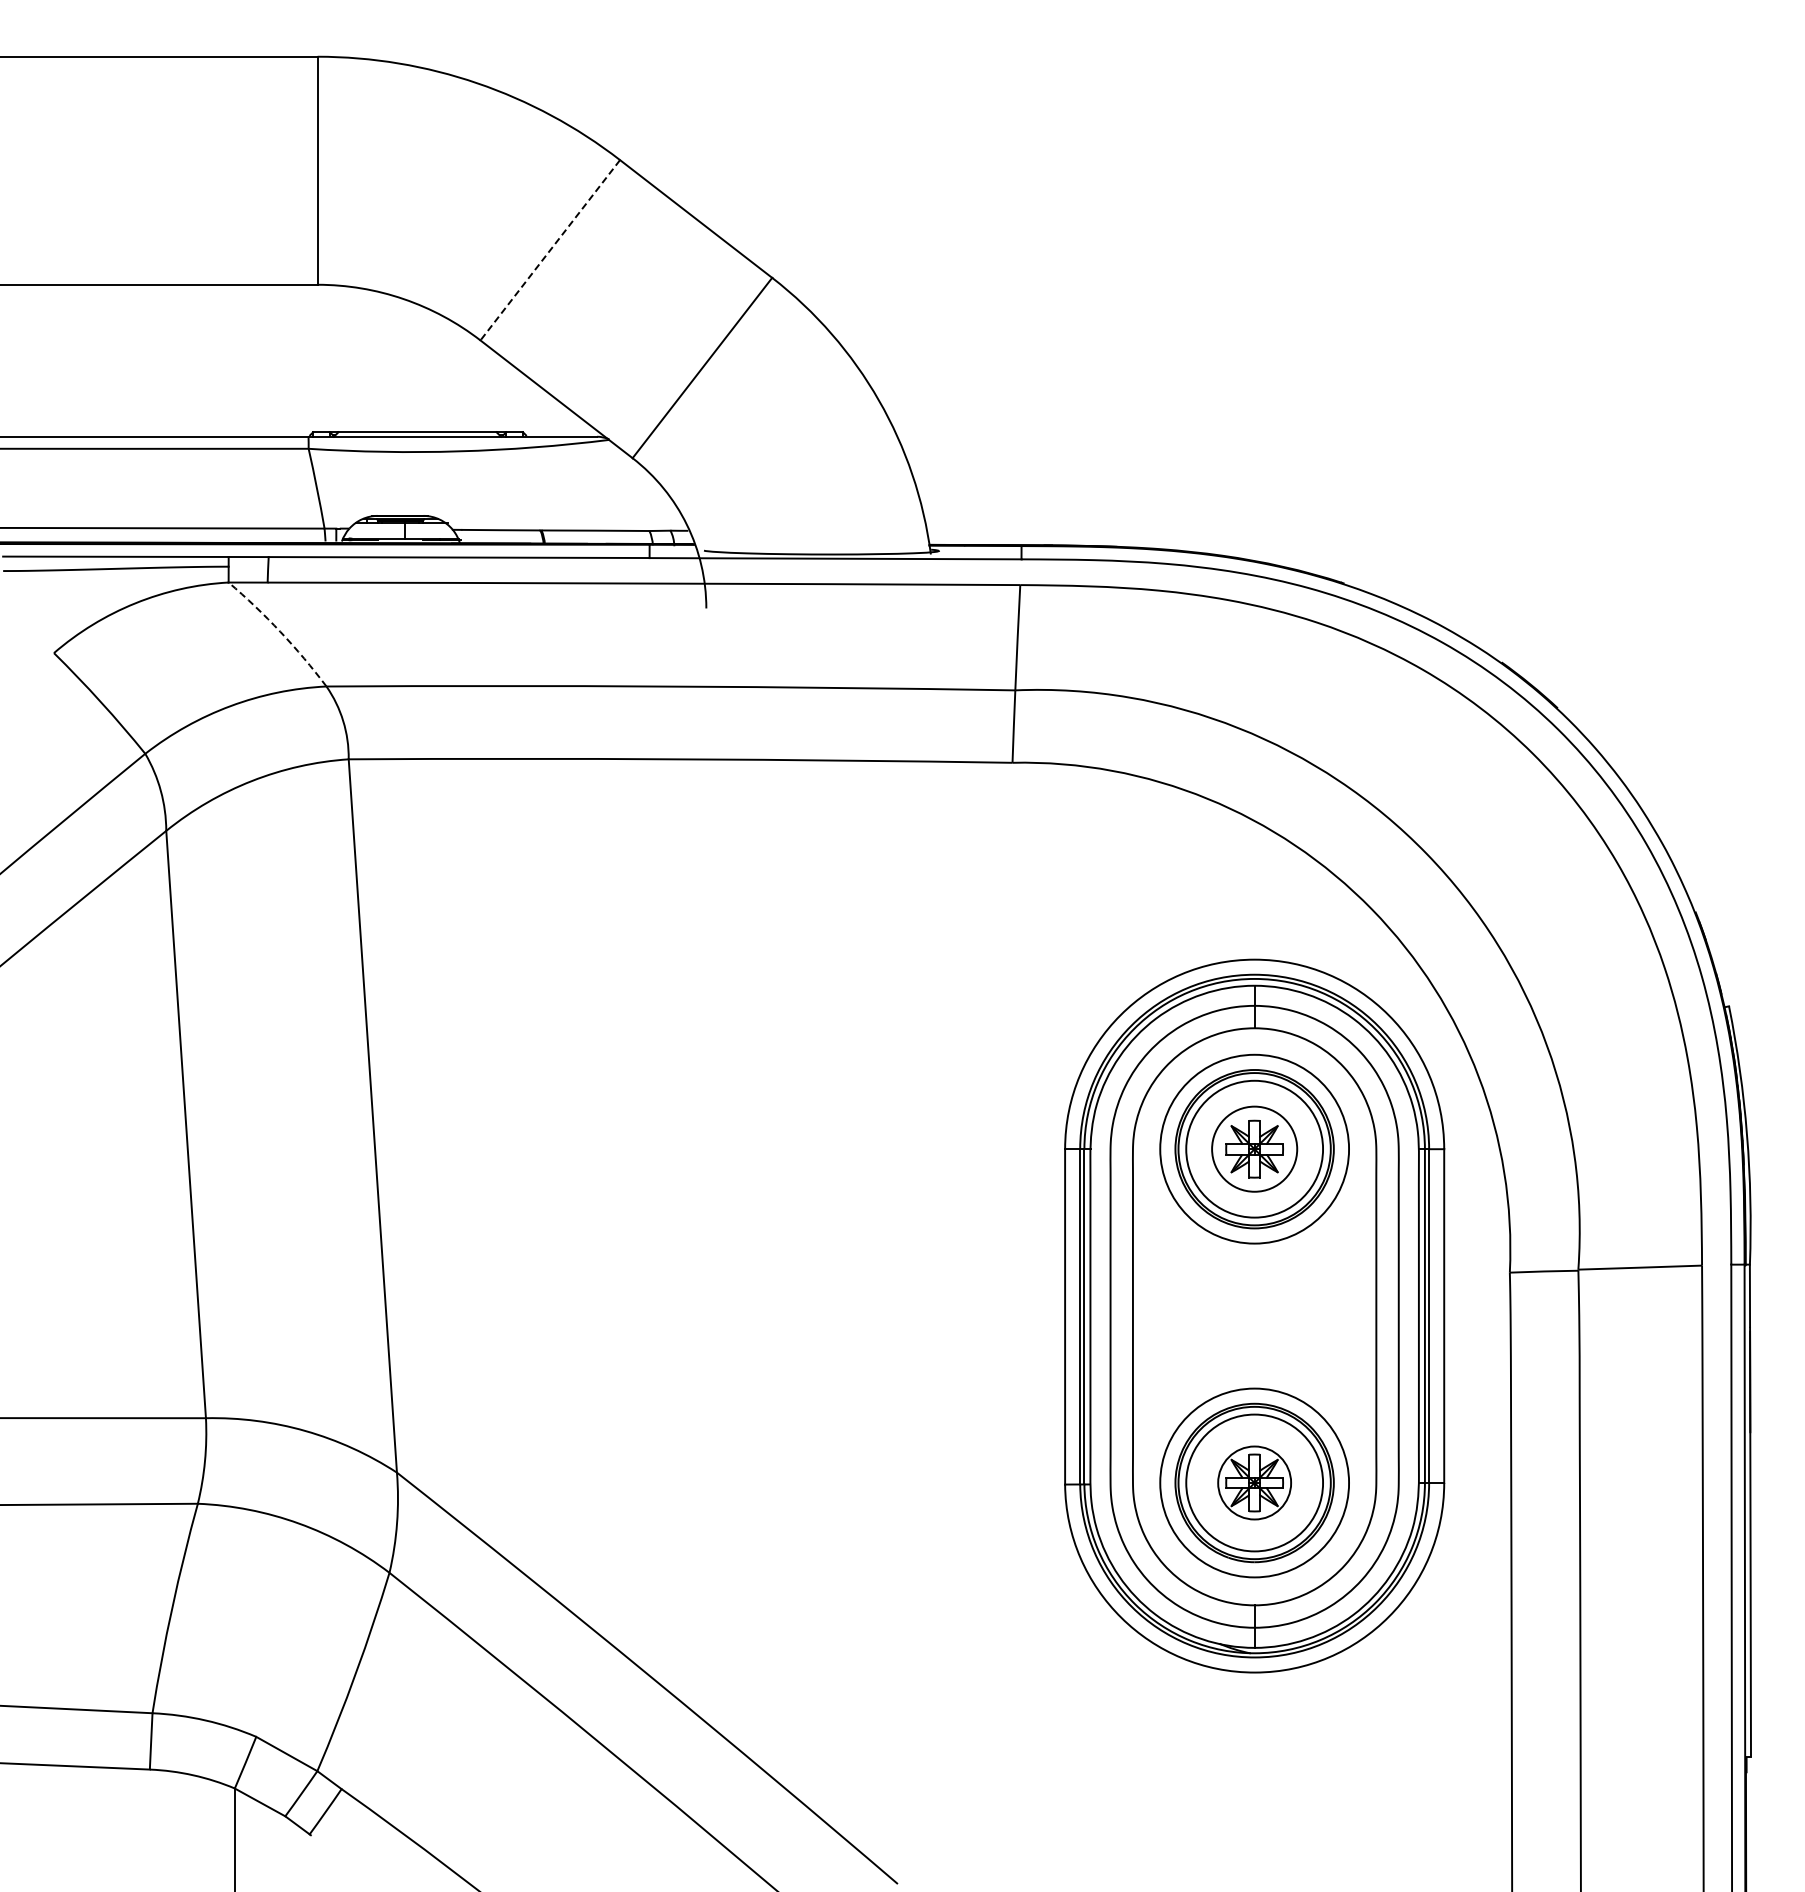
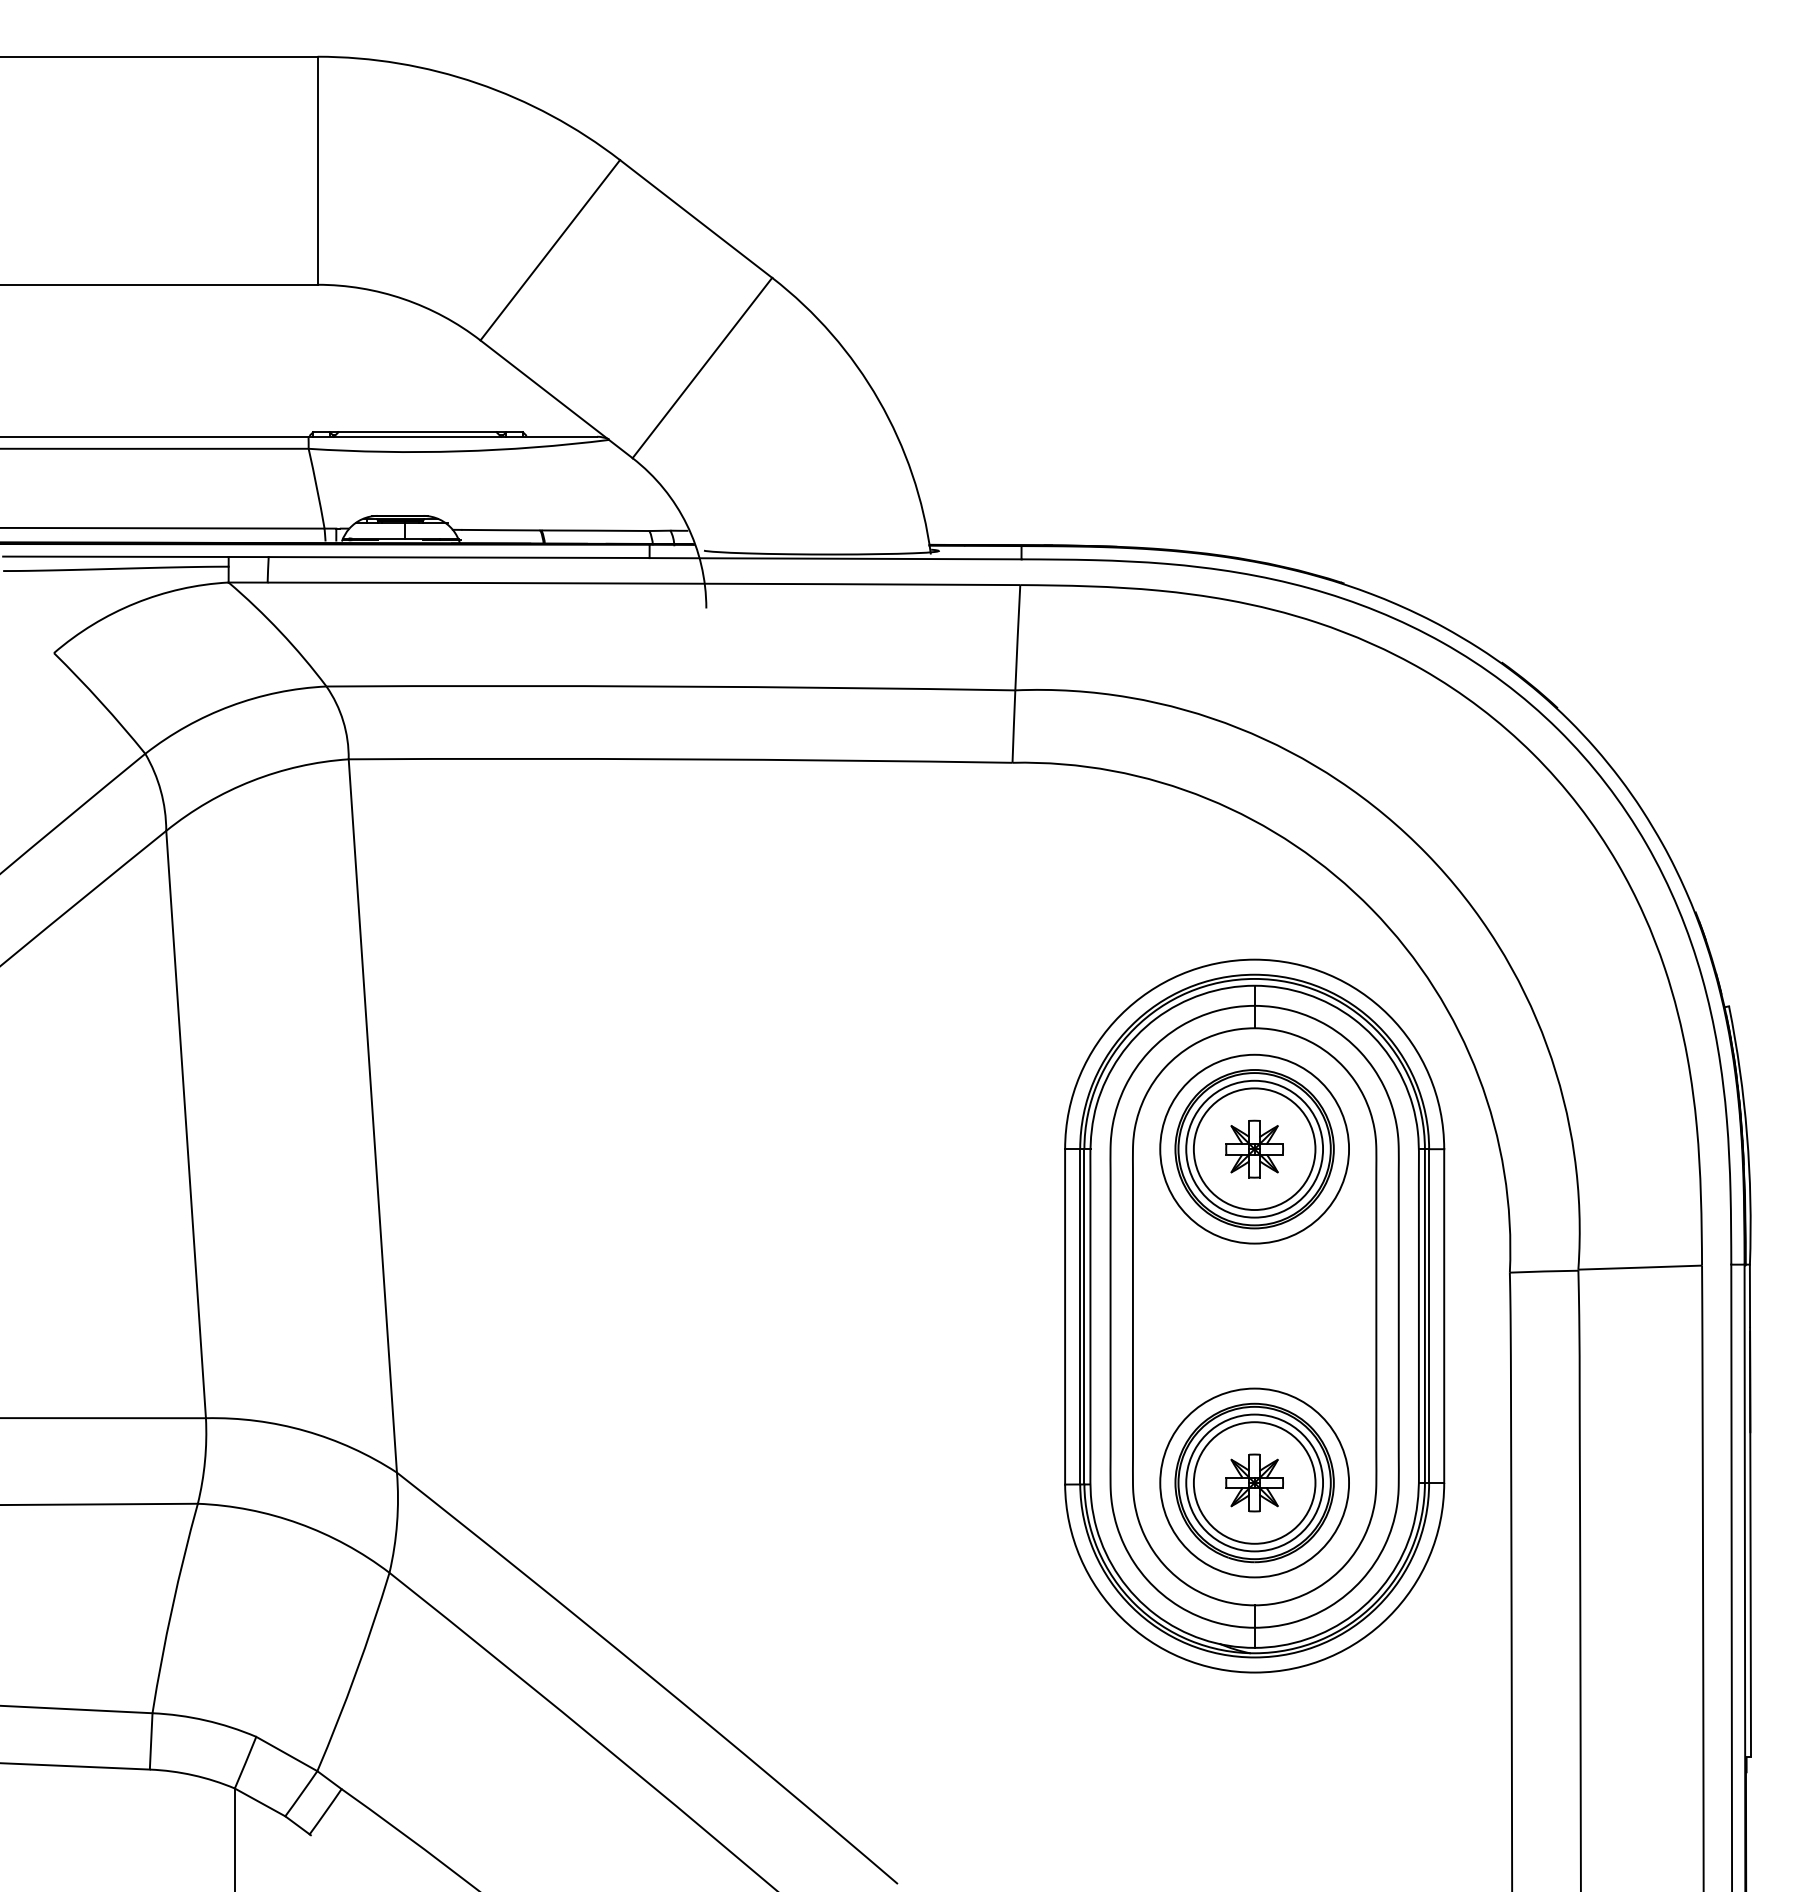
line: dashed -> solid (549, 250)
arc: dashed -> solid (280, 631)
circle diameter: 85 px -> 122 px (1254, 1149)
circle diameter: 73 px -> 122 px (1254, 1482)
